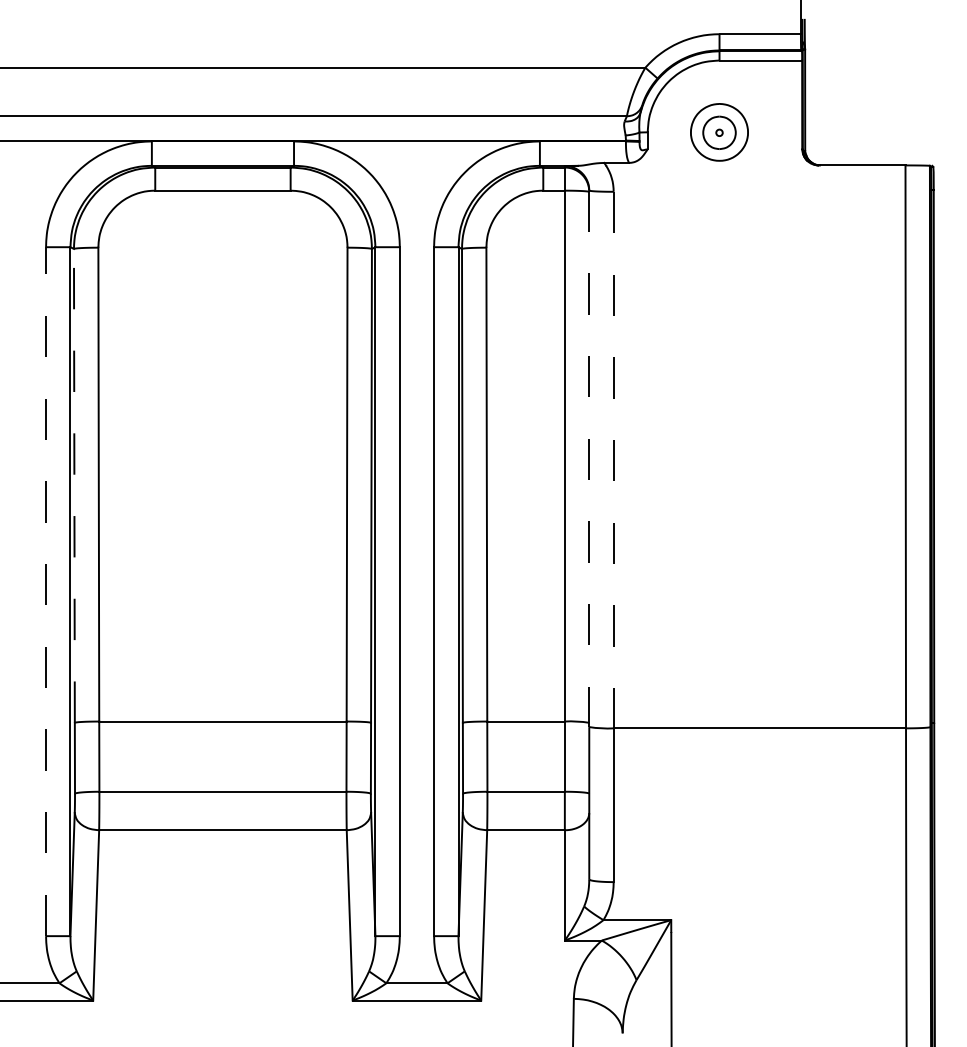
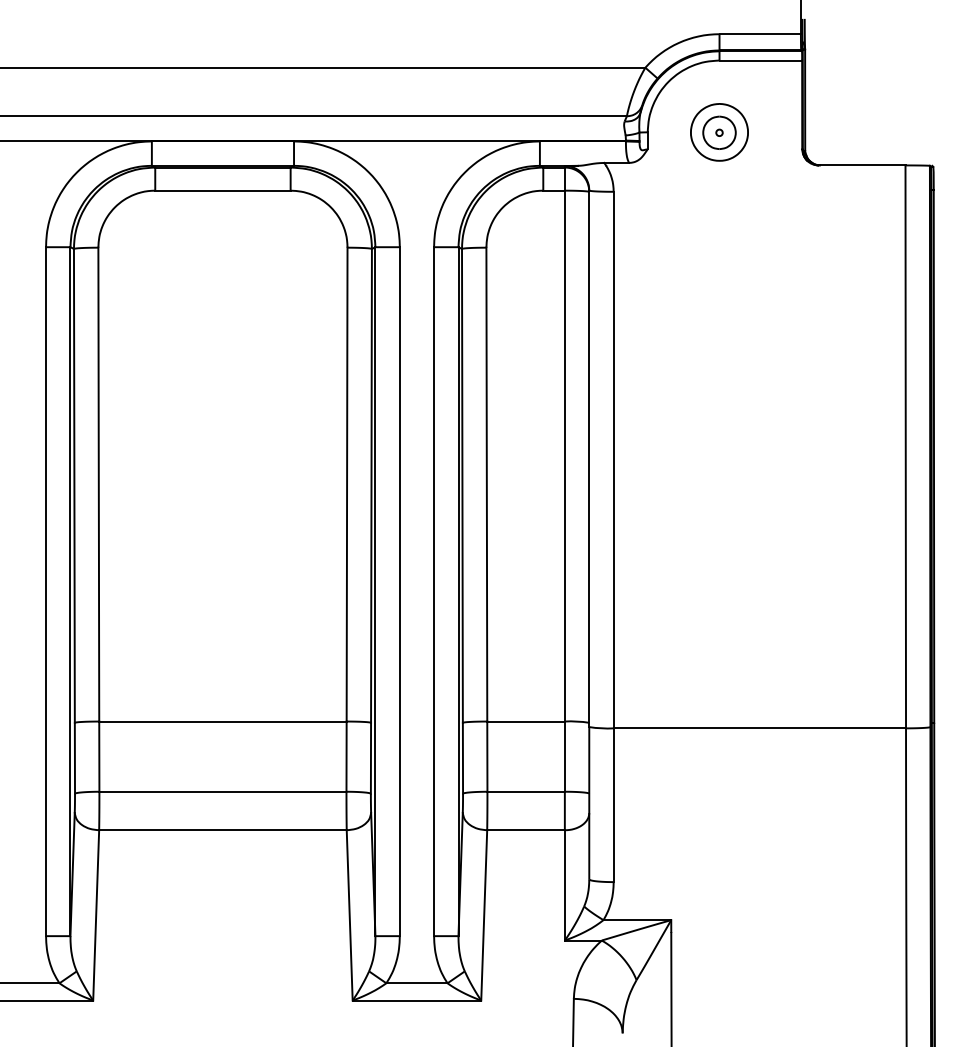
line: dashed -> solid (589, 459)
line: dashed -> solid (613, 460)
line: dashed -> solid (74, 485)
line: dashed -> solid (46, 591)
